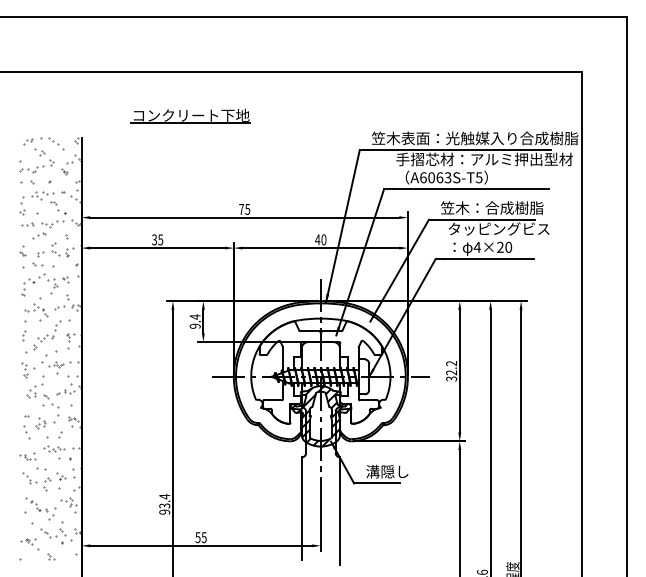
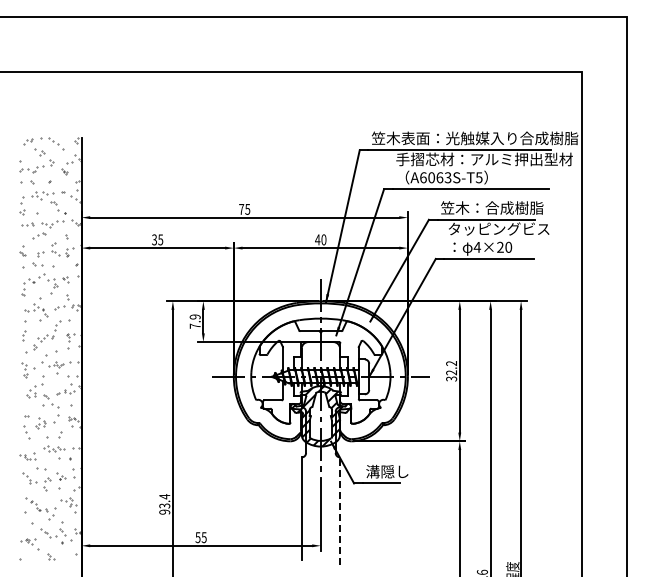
part: present -> none (190, 115)
text: 9.4 -> 7.9 (194, 321)
line: solid -> dashed (340, 511)
